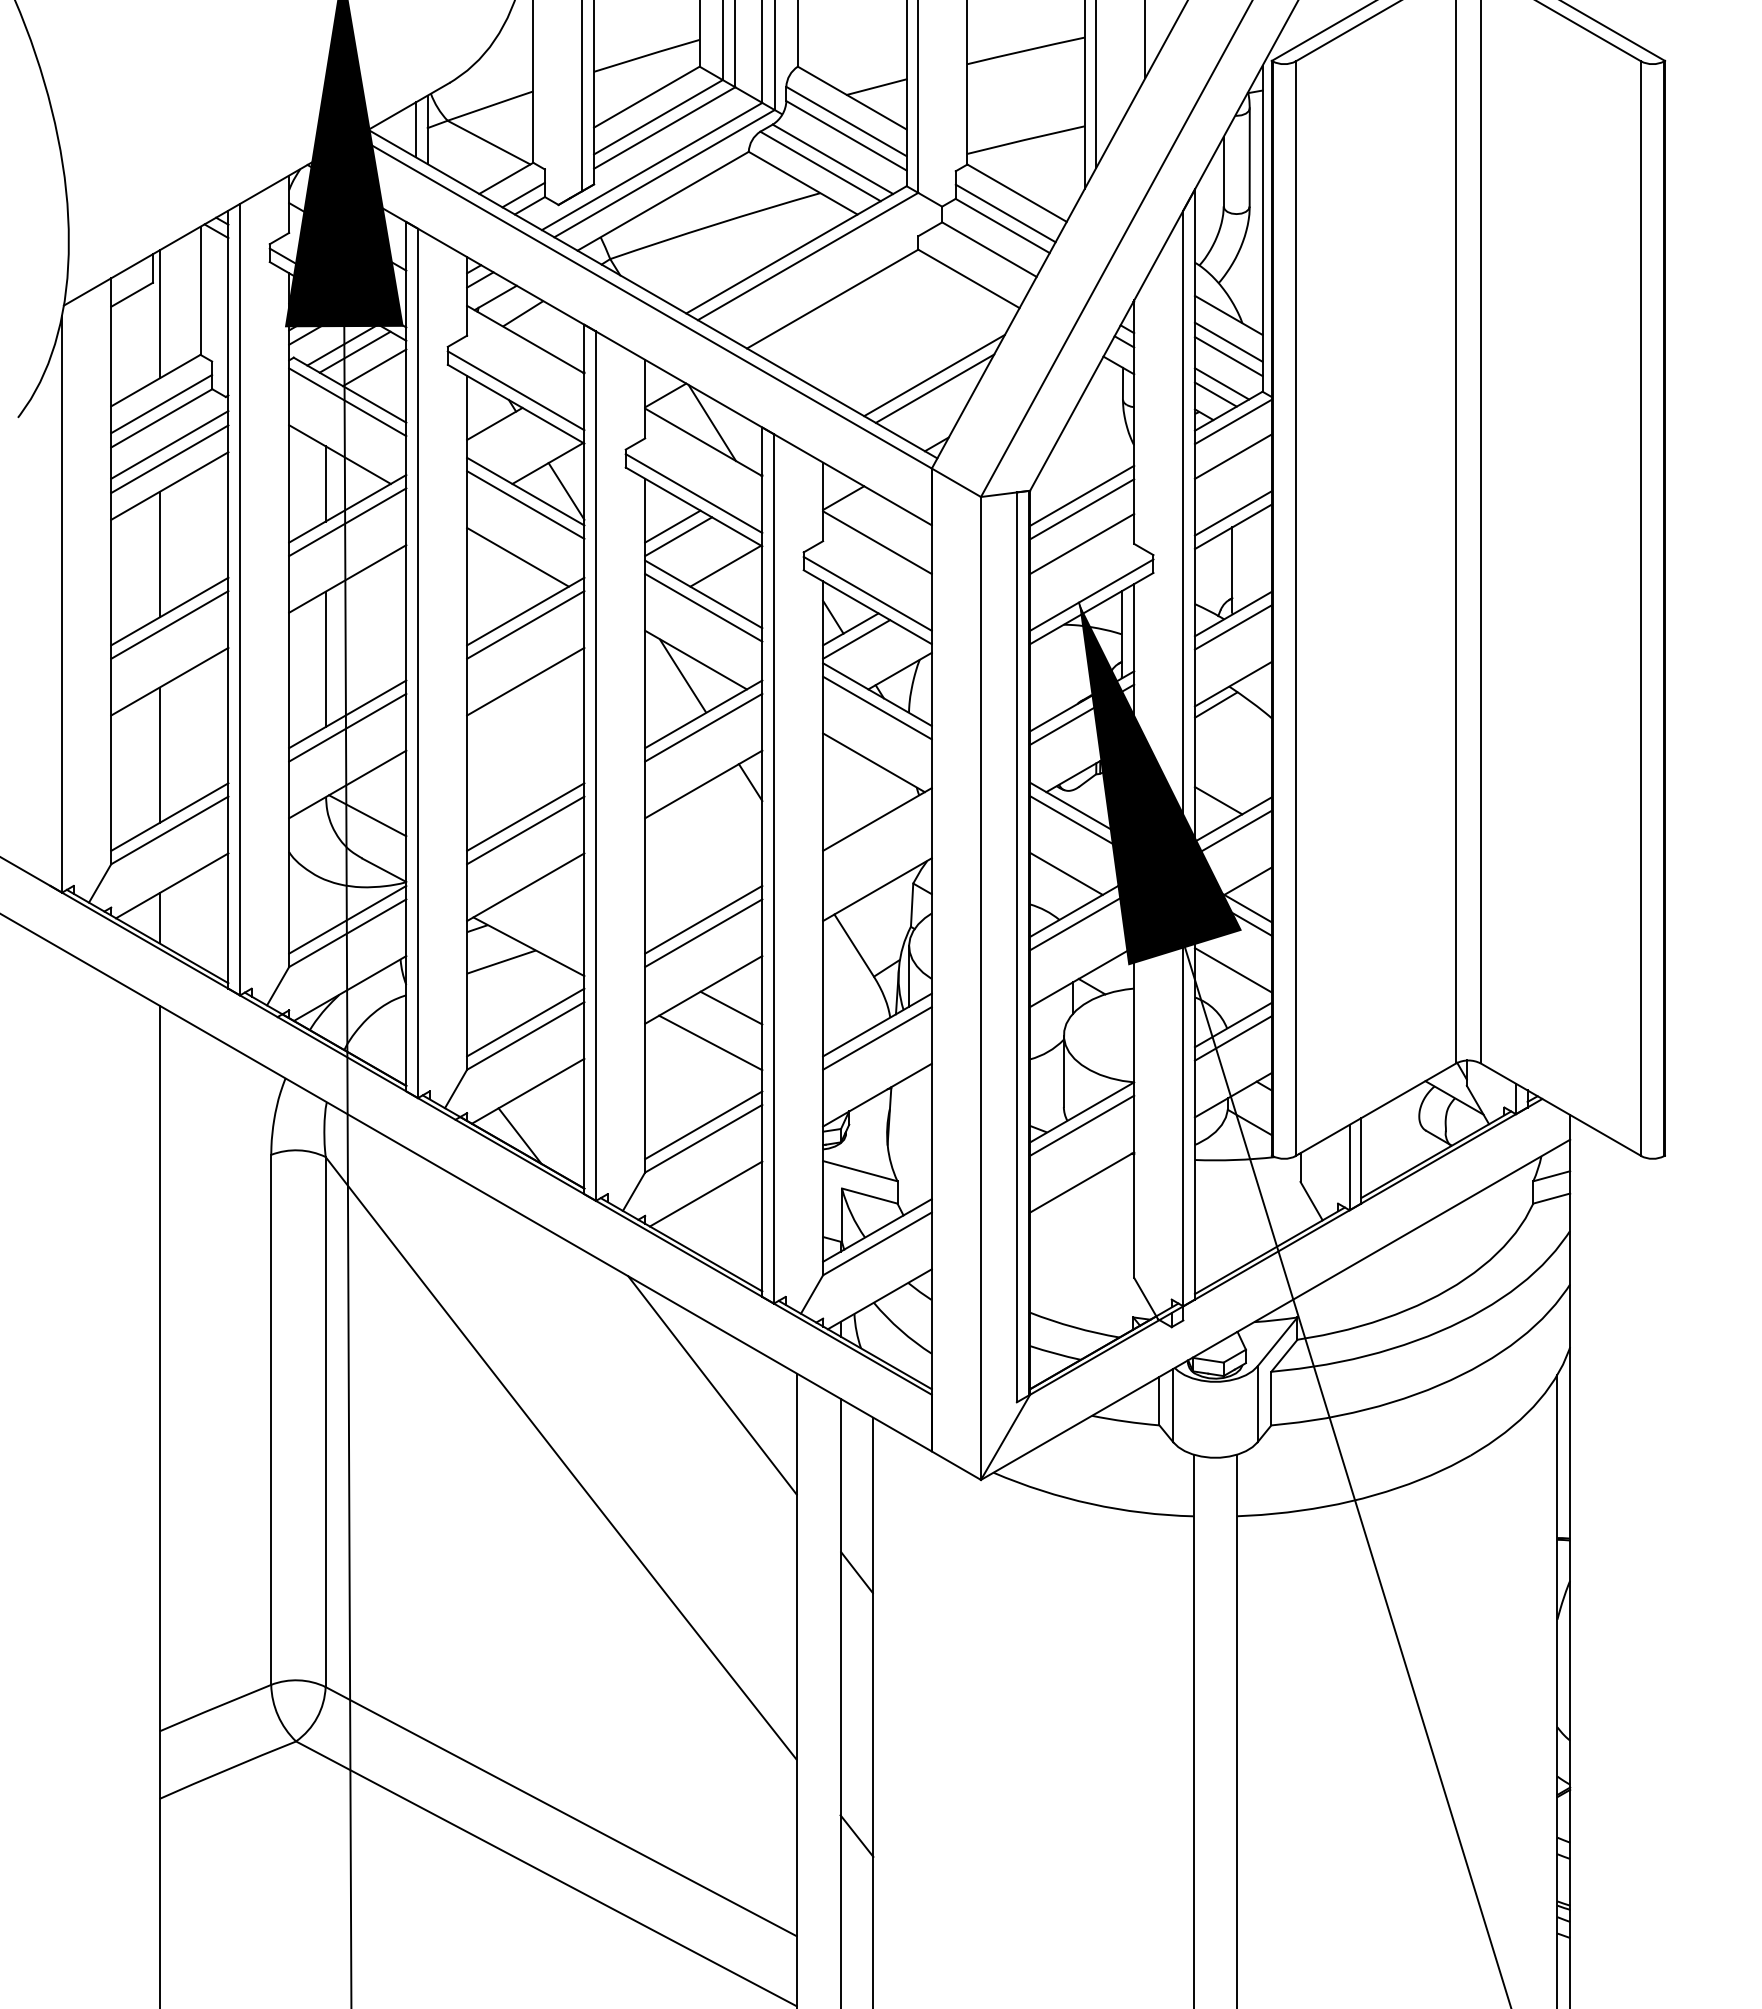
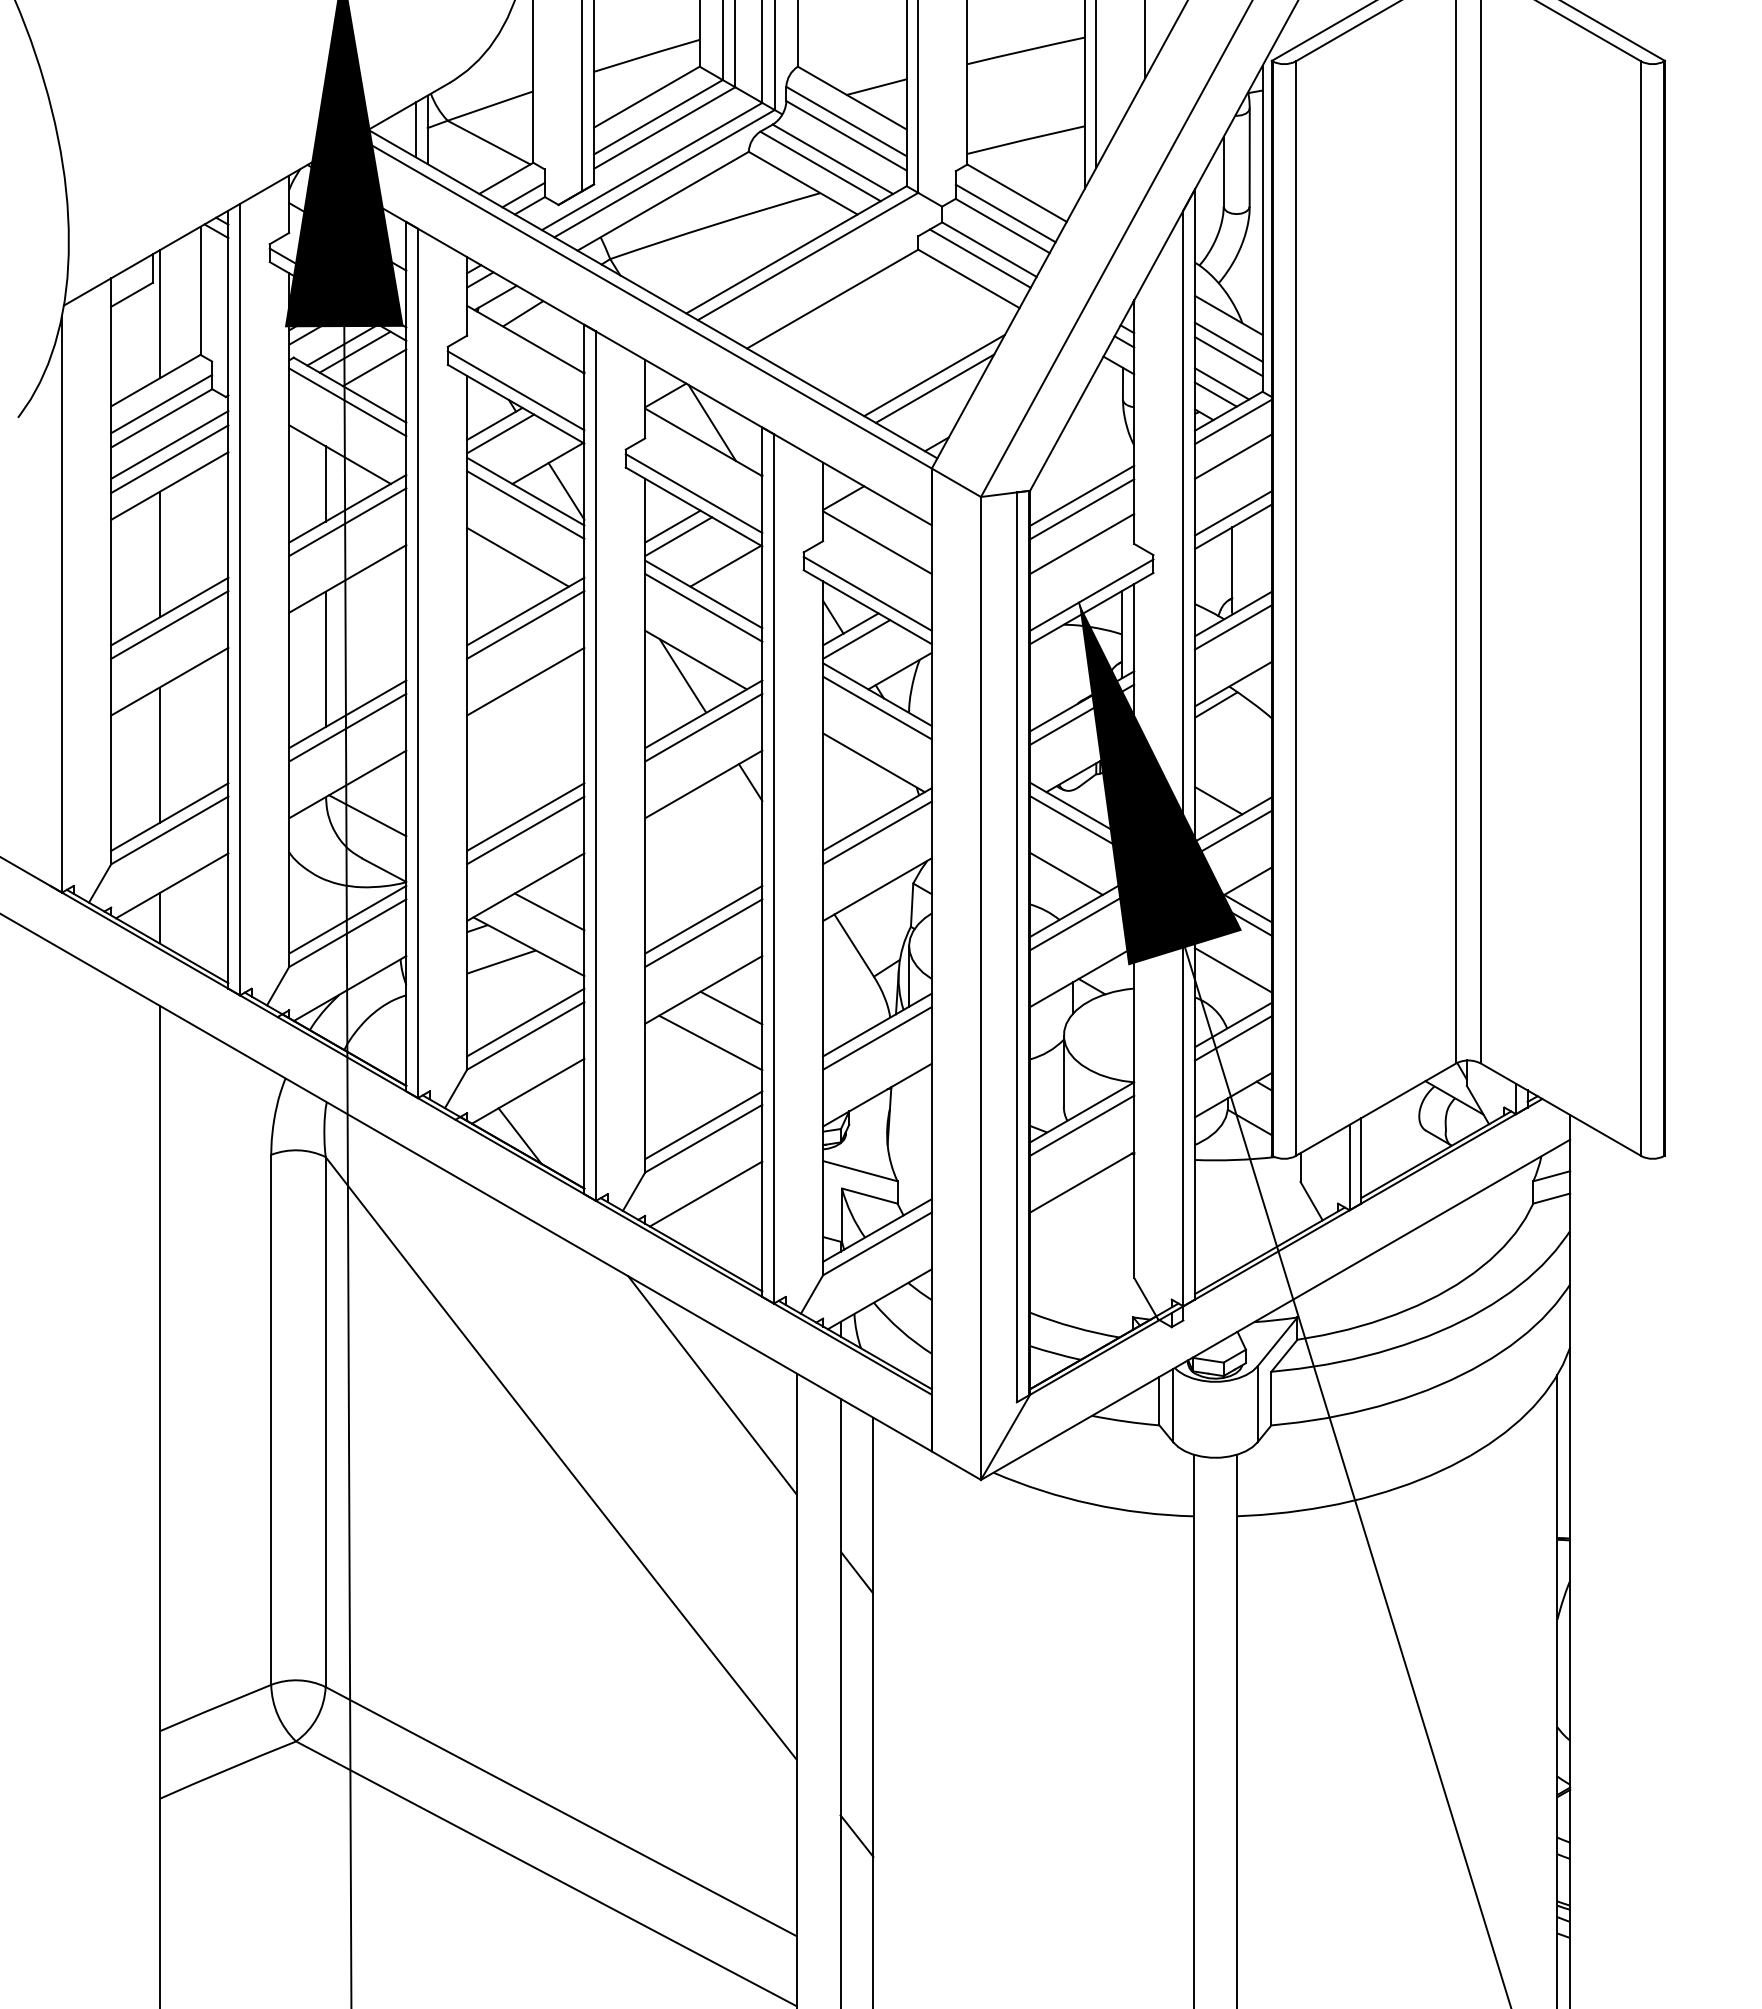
line: none -> present (979, 258)
line: none -> present (500, 433)
line: none -> present (877, 832)
line: none -> present (549, 911)
